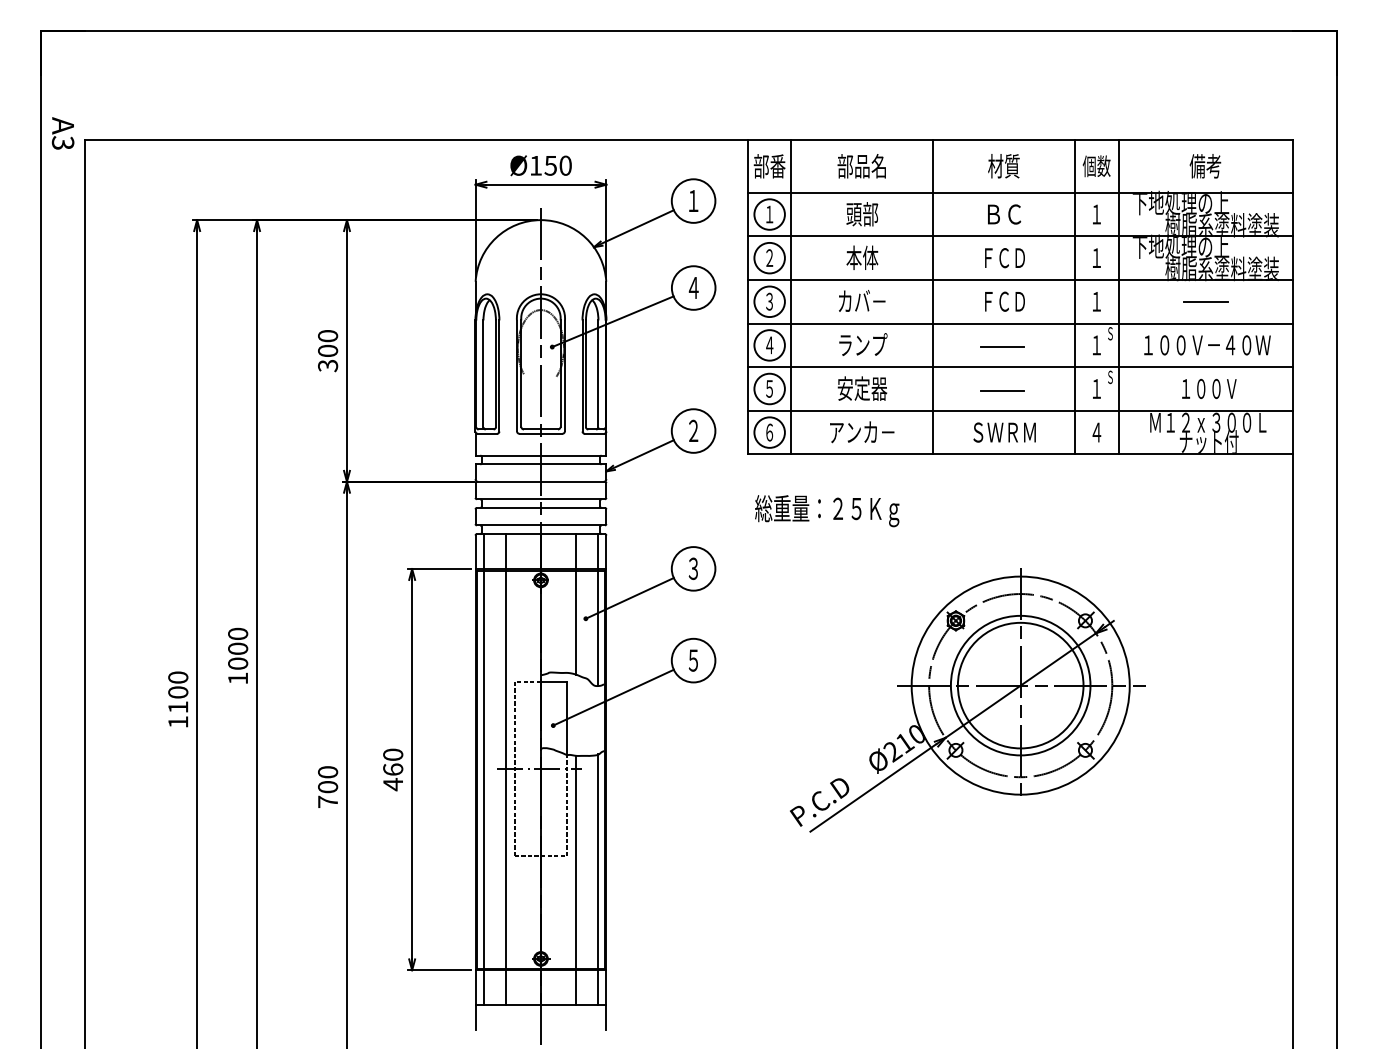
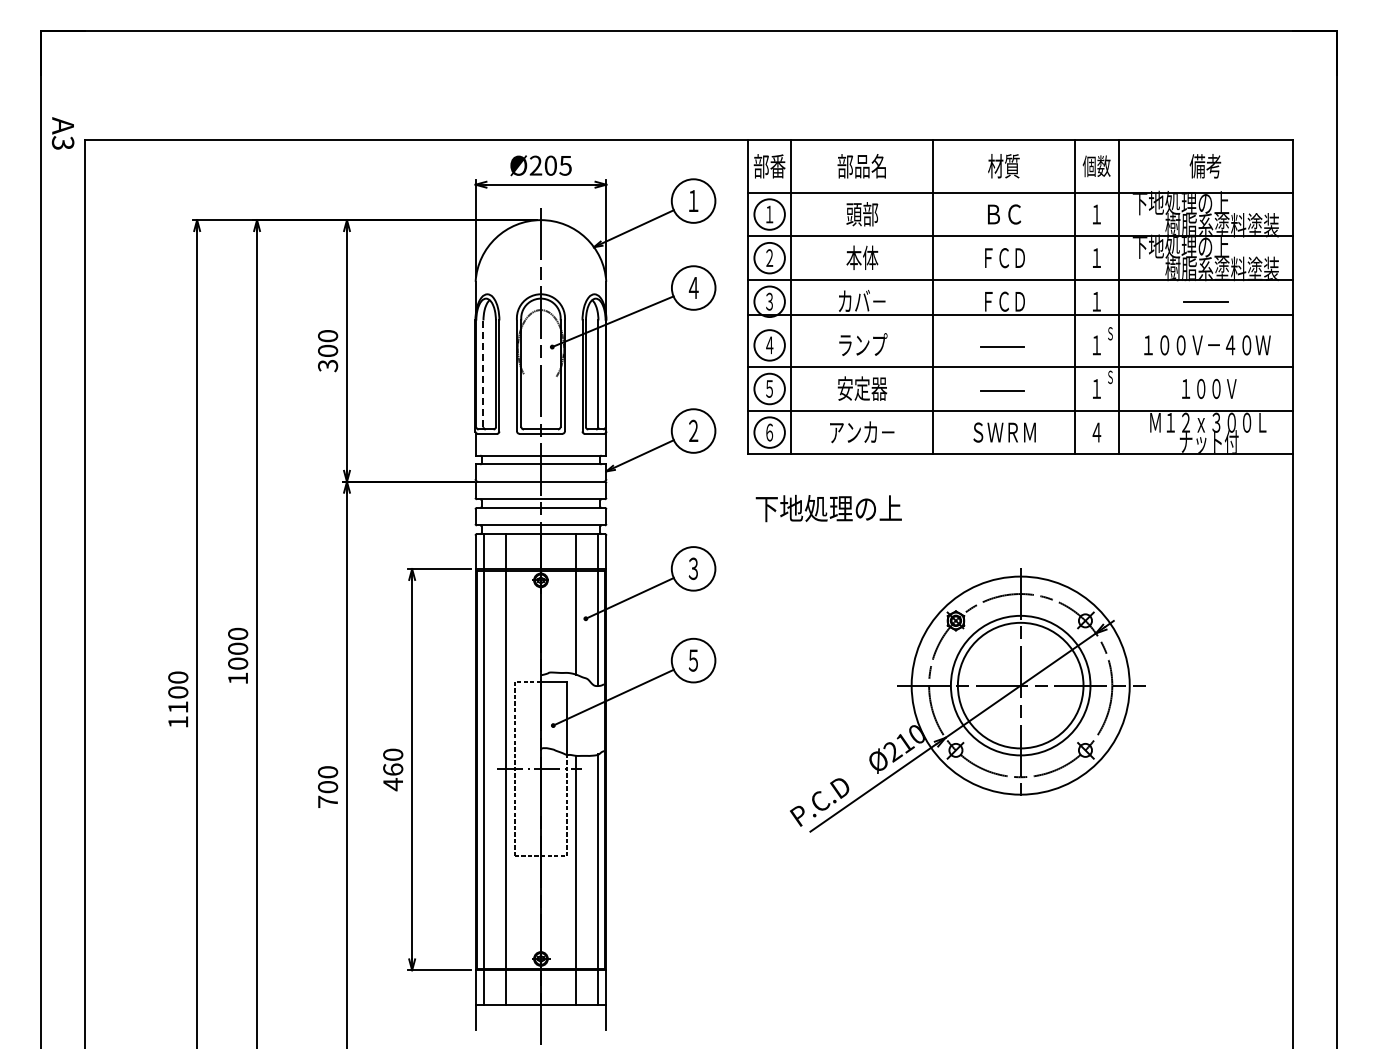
text: Ø150 -> Ø205 (550, 165)
line position: (1020, 323) -> (1020, 314) (1020, 314)
line: solid -> dashed (483, 373)
text: 総重量：２５Ｋｇ -> 下地処理の上 (828, 510)
